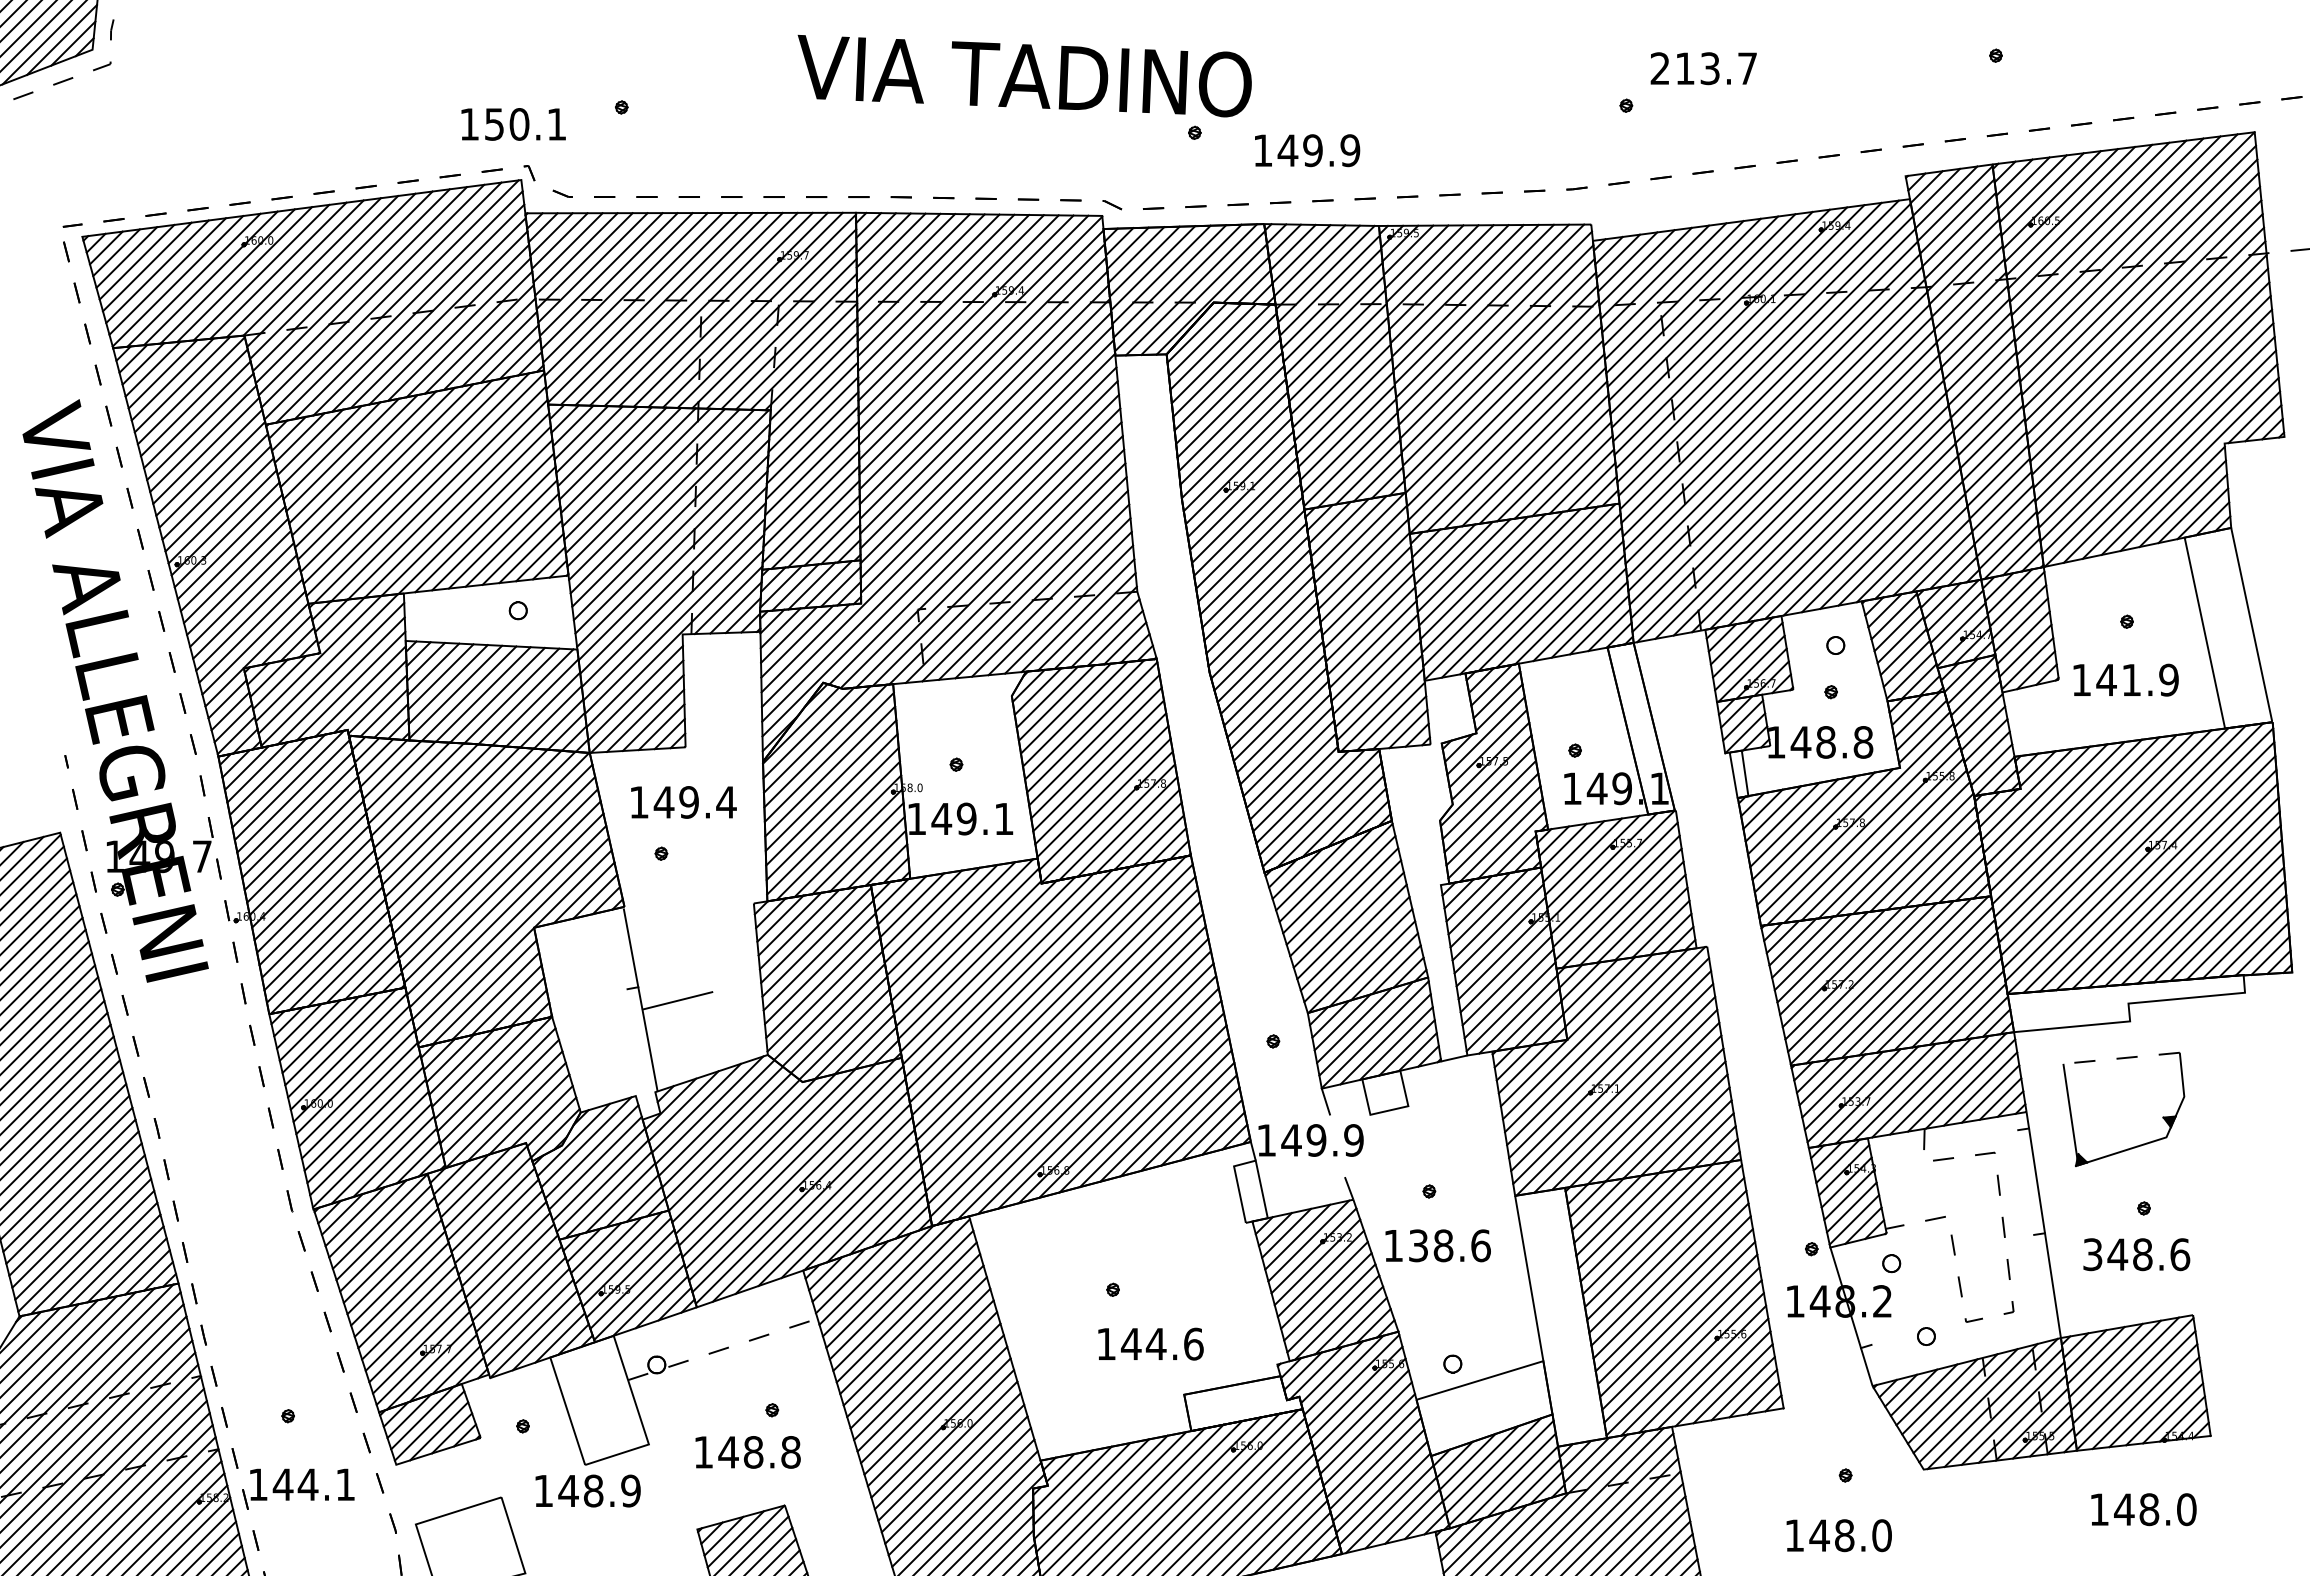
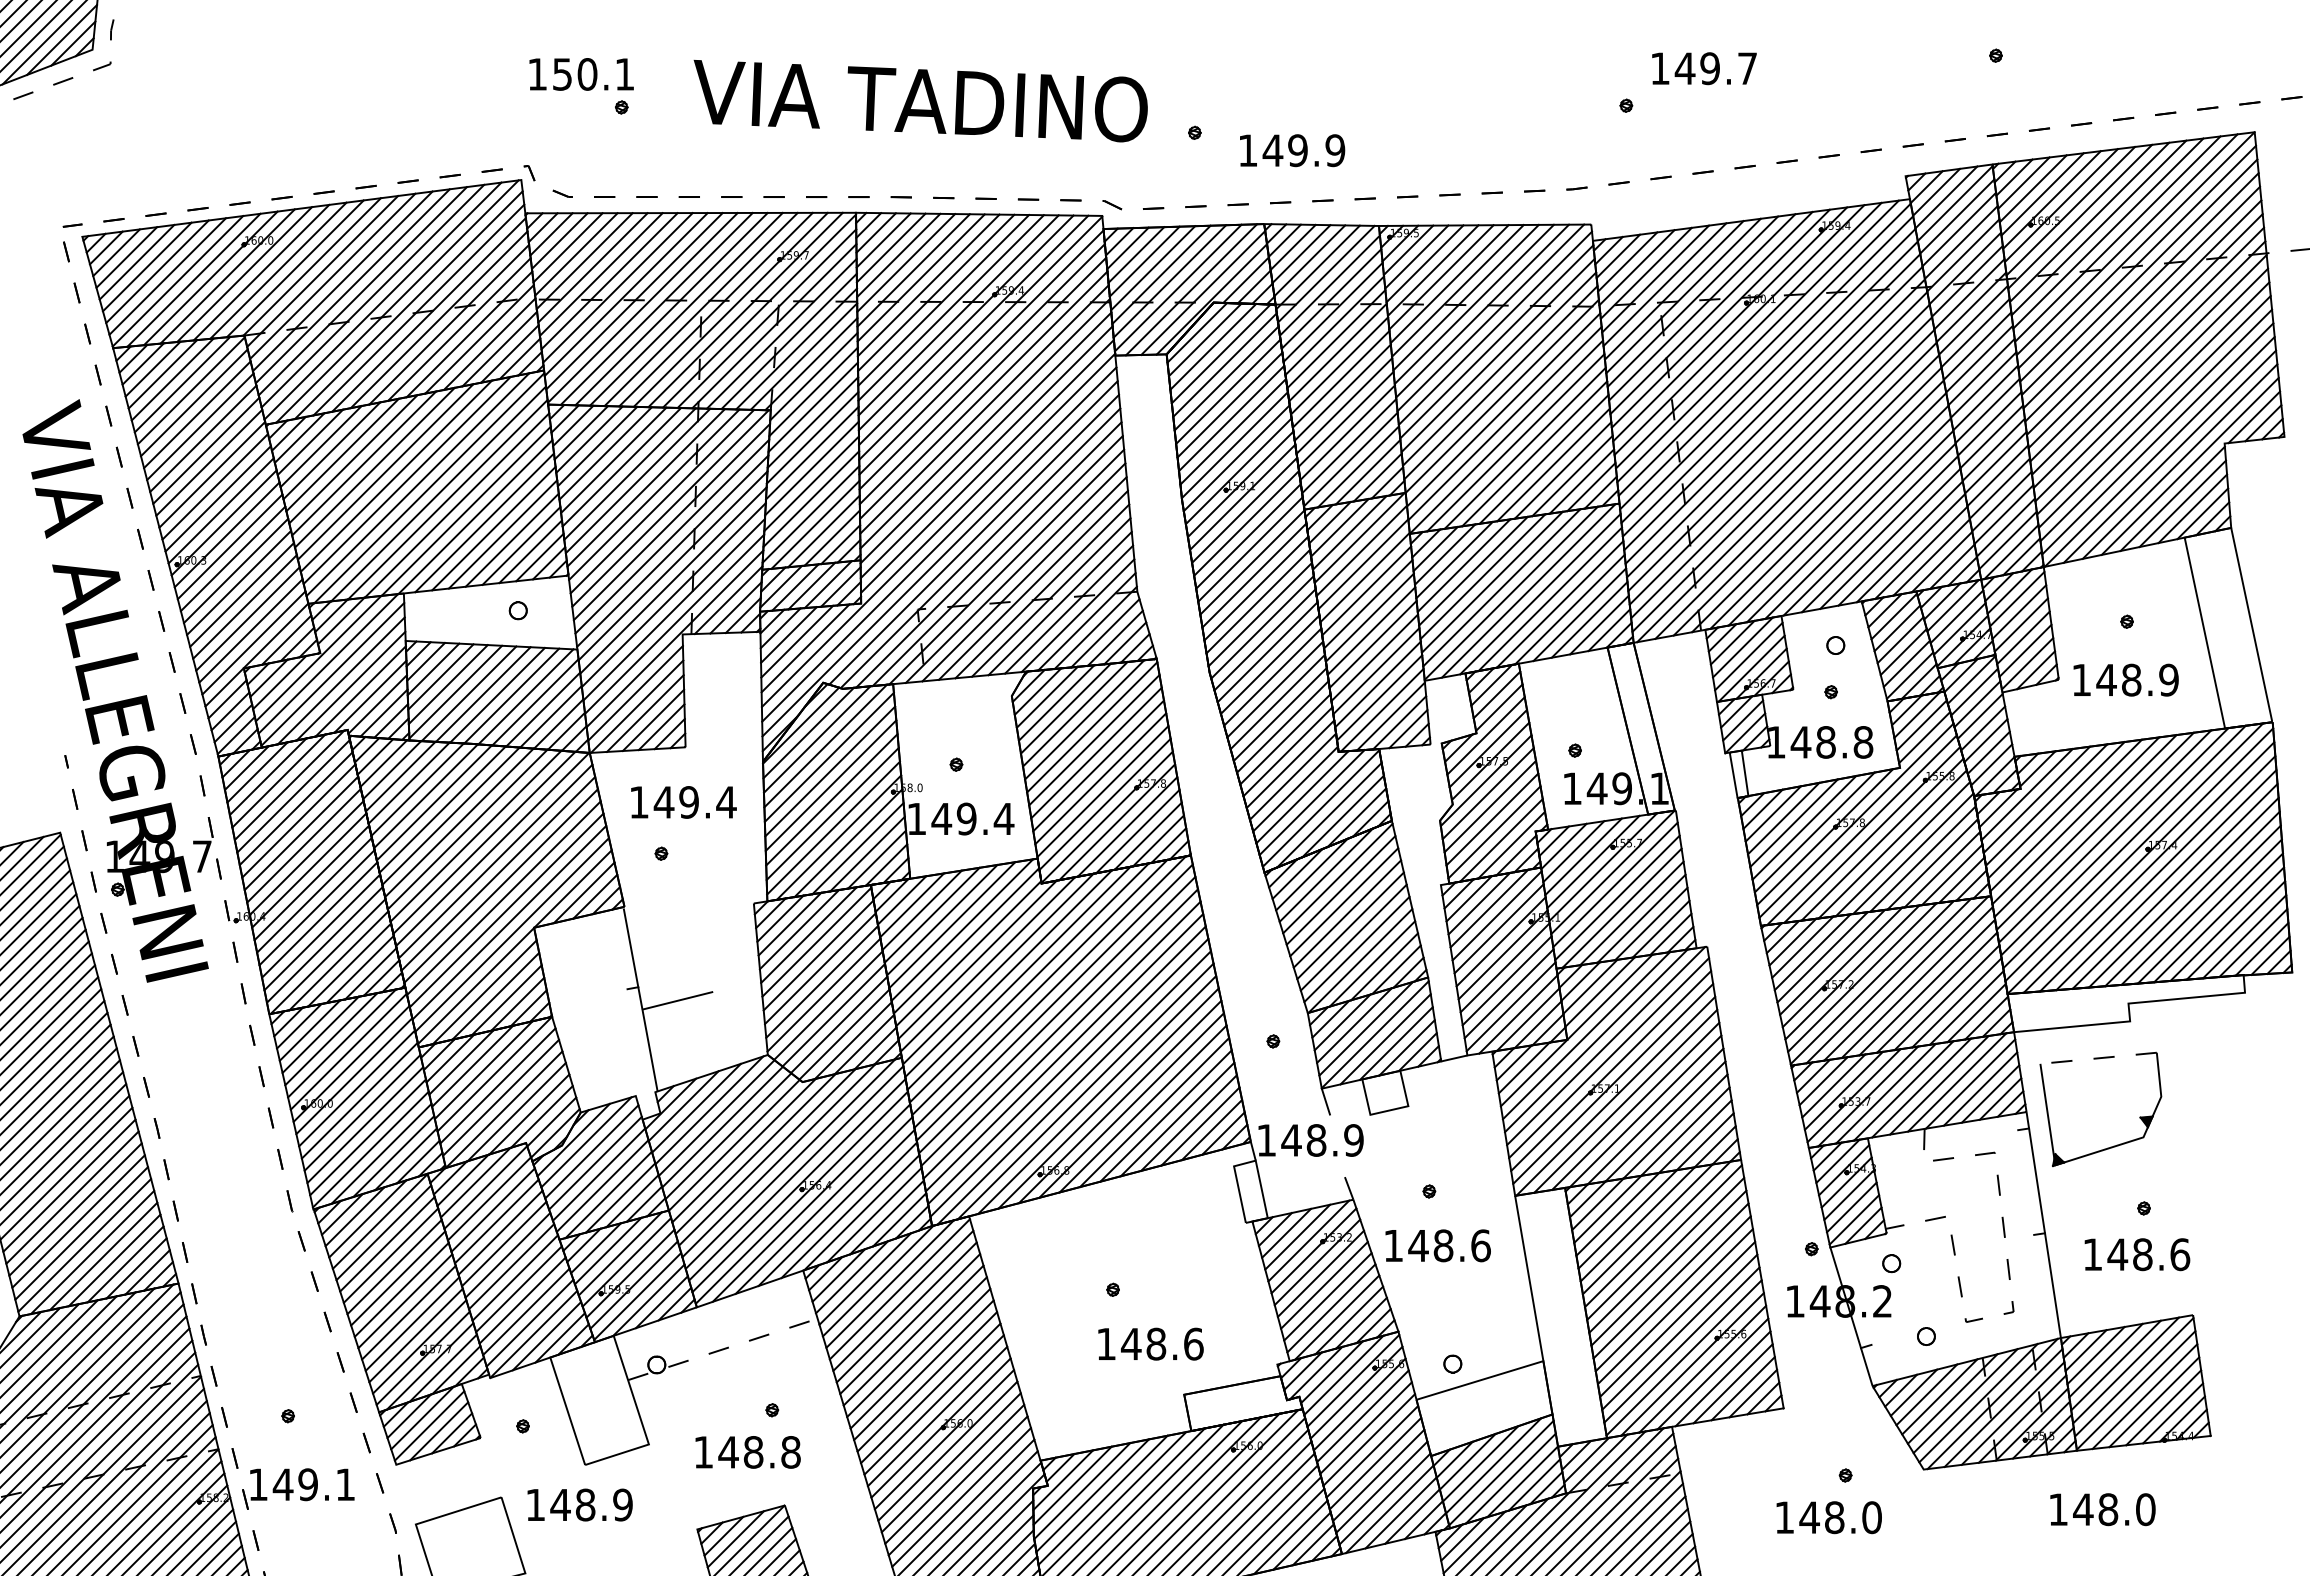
text: 213.7 -> 149.7 (1684, 68)
text position: (1024, 75) -> (920, 100) (920, 100)
text position: (513, 124) -> (581, 74) (581, 74)
text position: (1307, 150) -> (1292, 150) (1292, 150)
text: 141.9 -> 148.9 (2131, 679)
text: 149.1 -> 149.4 (1003, 818)
text: 149.9 -> 148.9 (1316, 1140)
part position: (2136, 1145) -> (2113, 1145) (2113, 1145)
text: 138.6 -> 148.6 (1418, 1245)
text: 348.6 -> 148.6 (2092, 1254)
text: 144.6 -> 148.6 (1155, 1343)
text: 144.1 -> 149.1 (307, 1484)
text position: (587, 1490) -> (579, 1504) (579, 1504)
text position: (2143, 1509) -> (2102, 1509) (2102, 1509)
text position: (1838, 1535) -> (1828, 1517) (1828, 1517)
